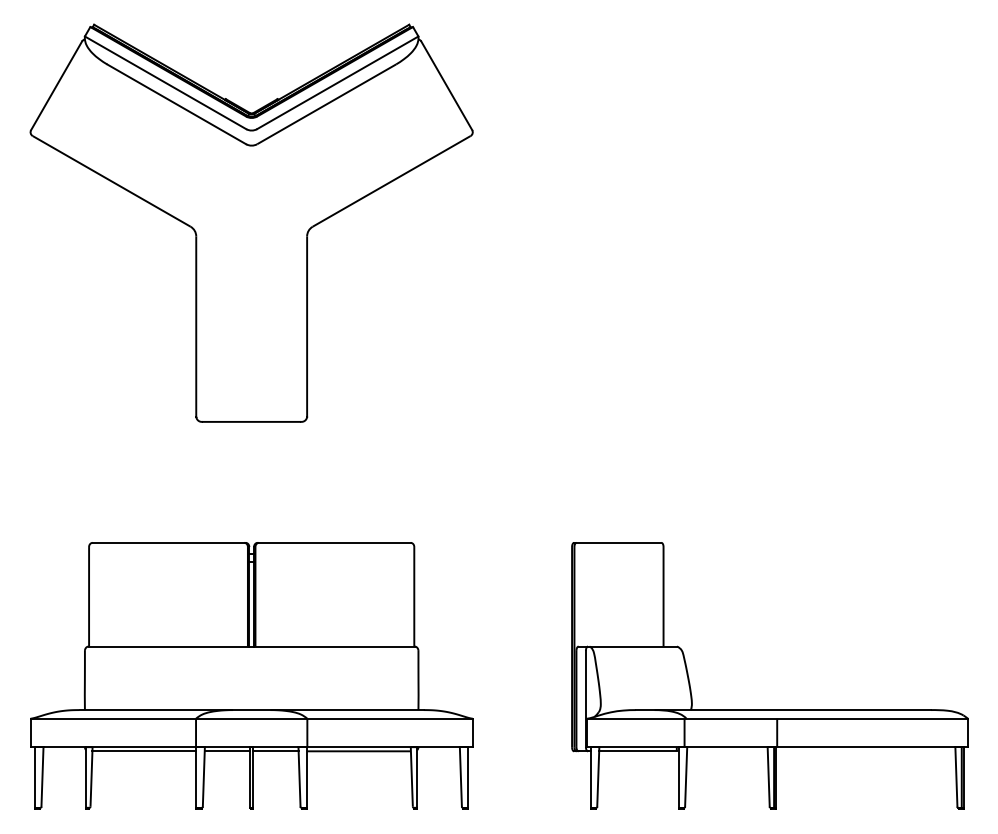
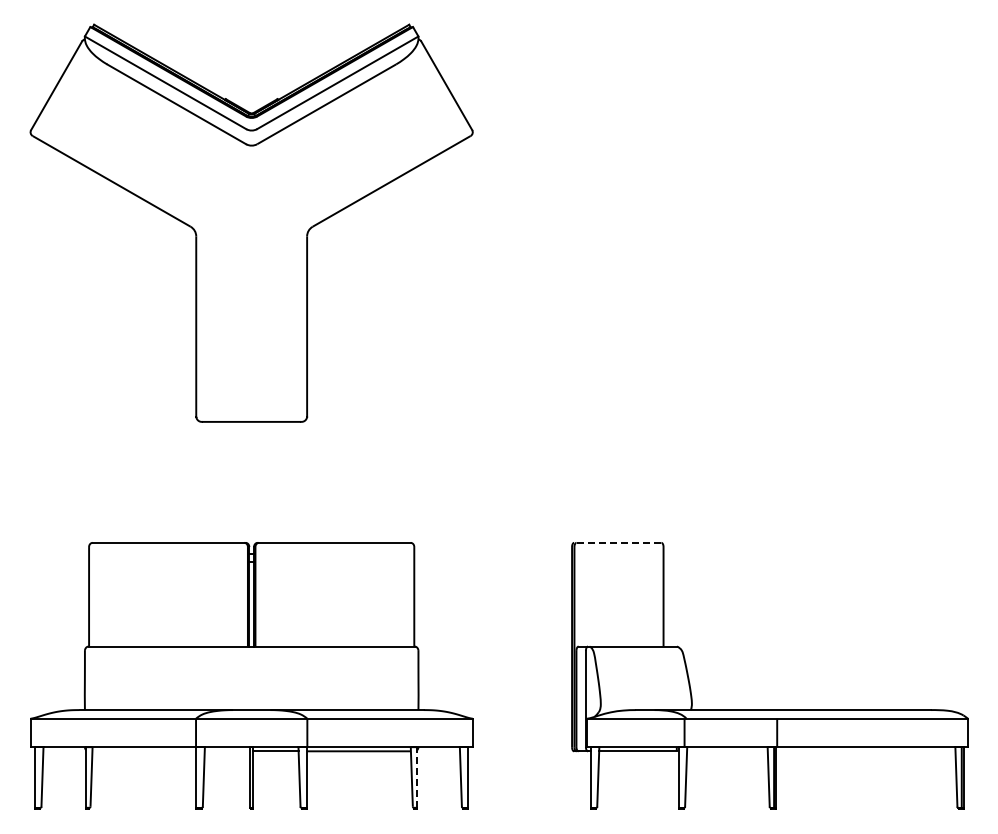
line: solid -> dashed (617, 542)
line: present -> none (144, 751)
line: present -> none (227, 751)
line: solid -> dashed (417, 776)
